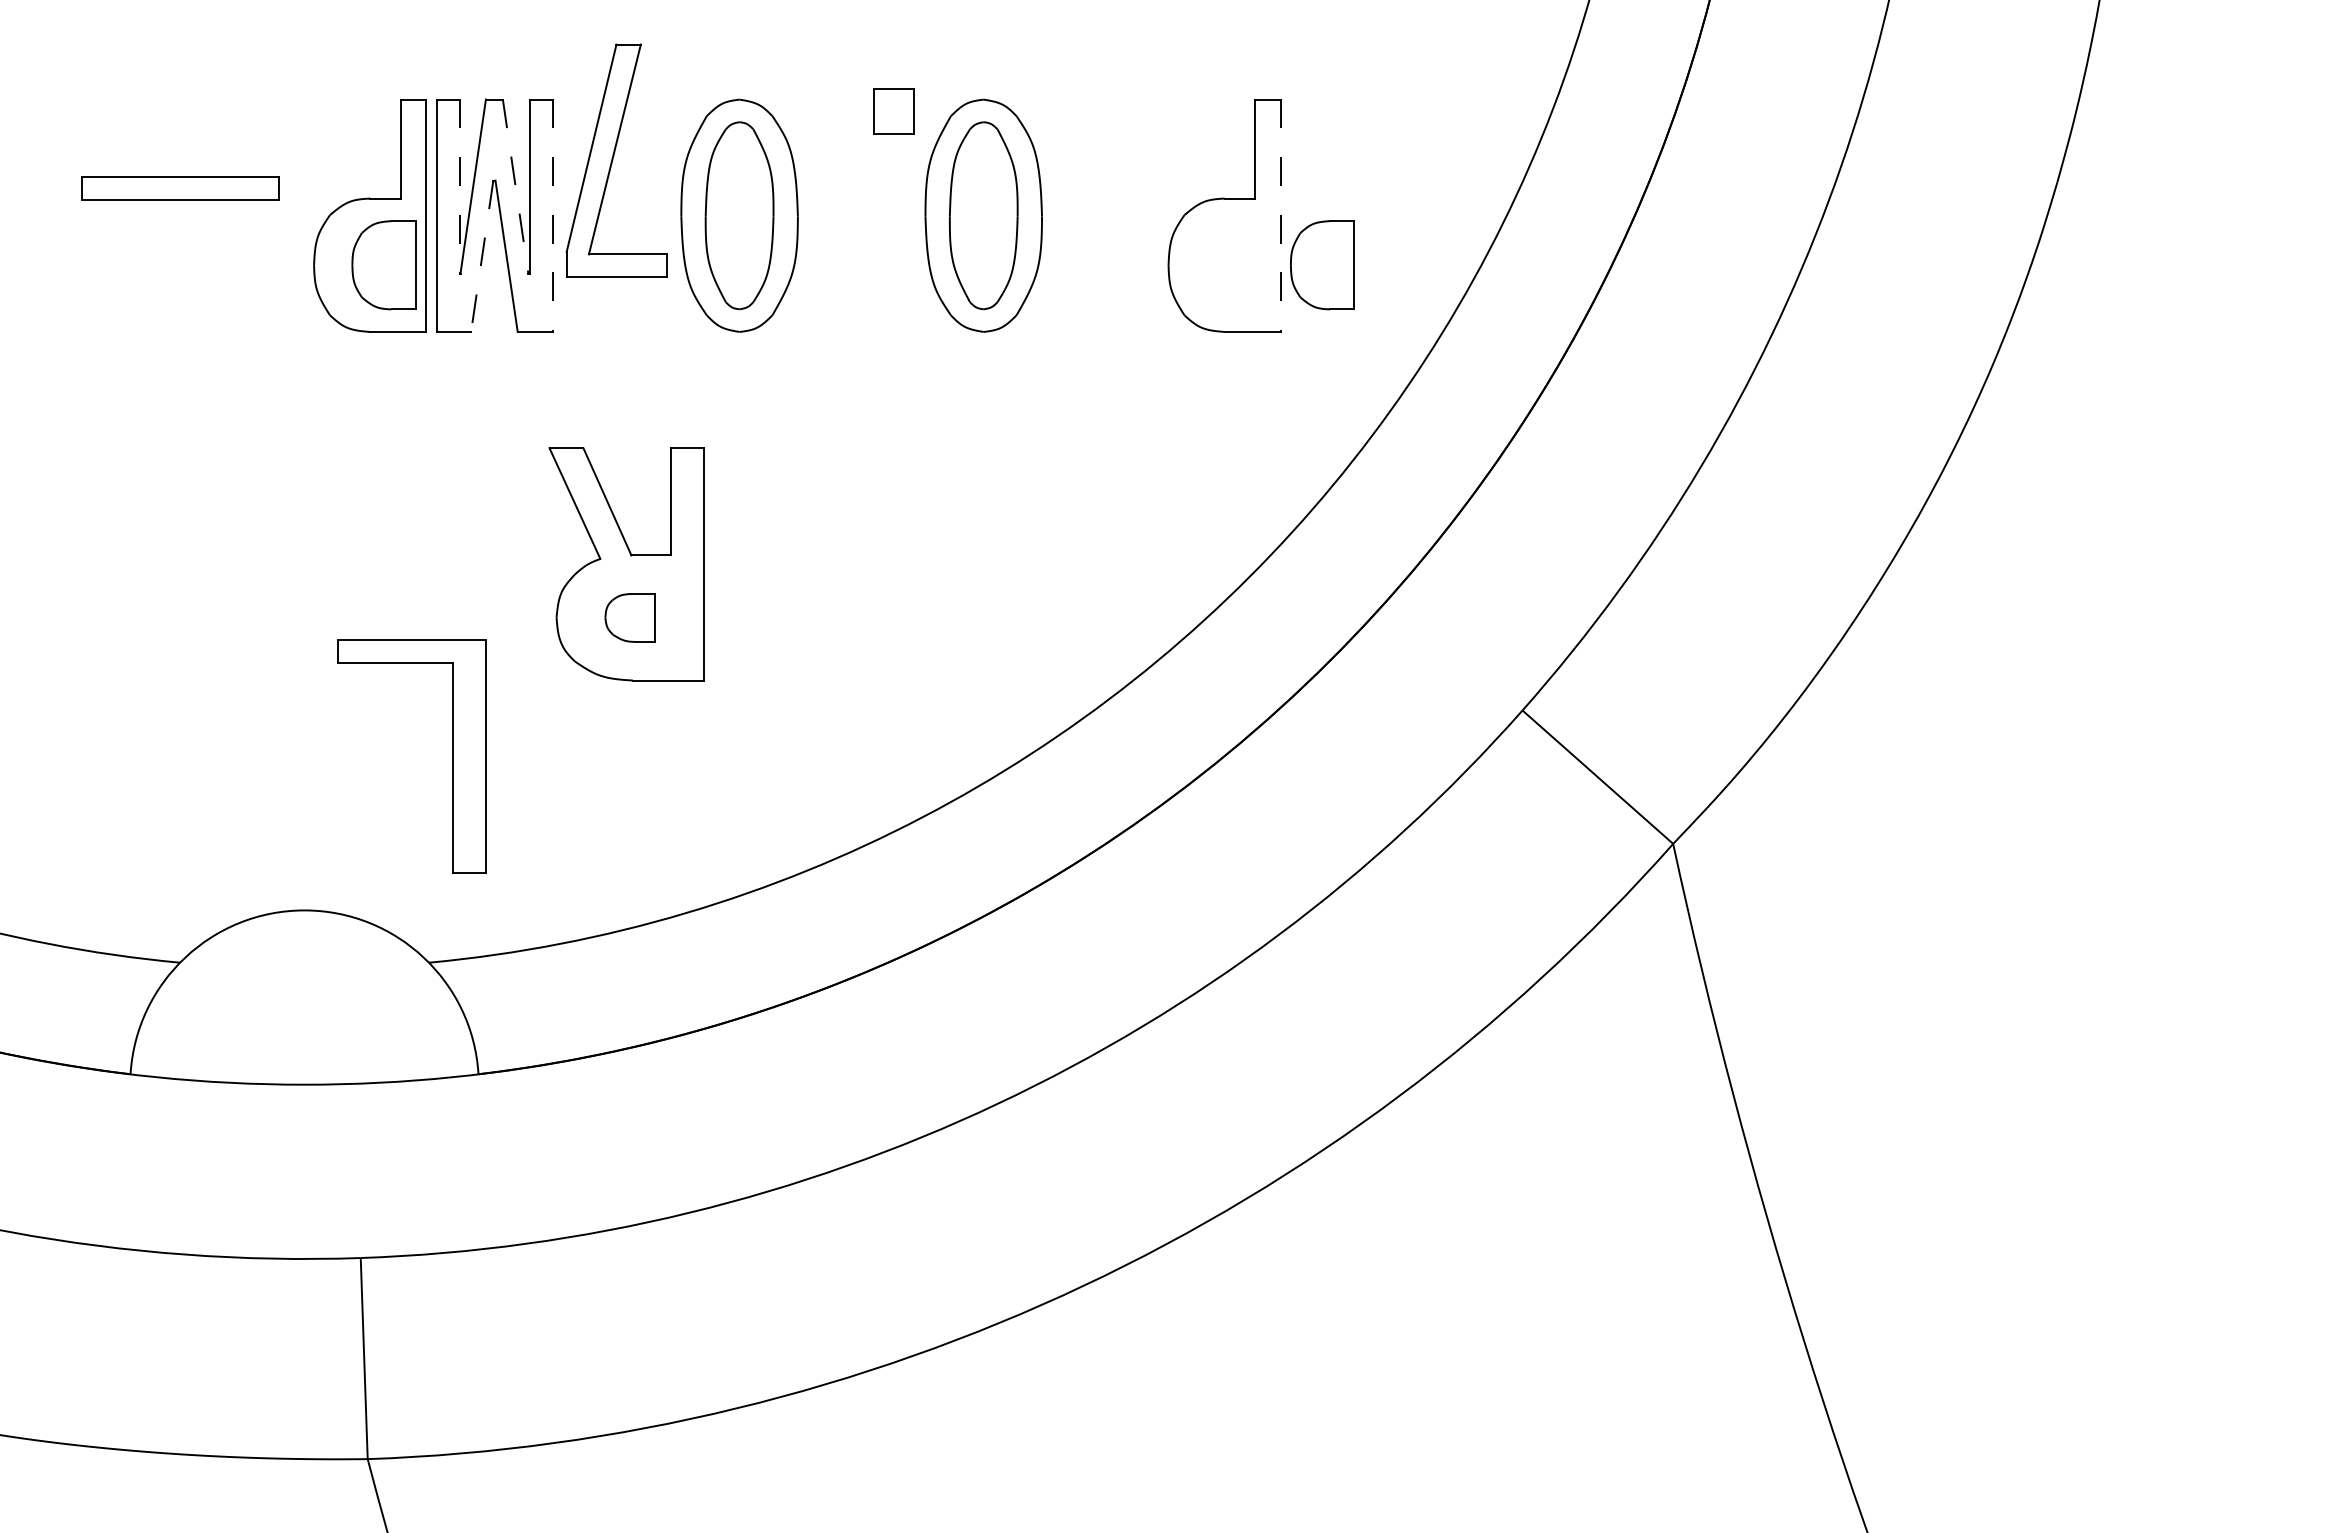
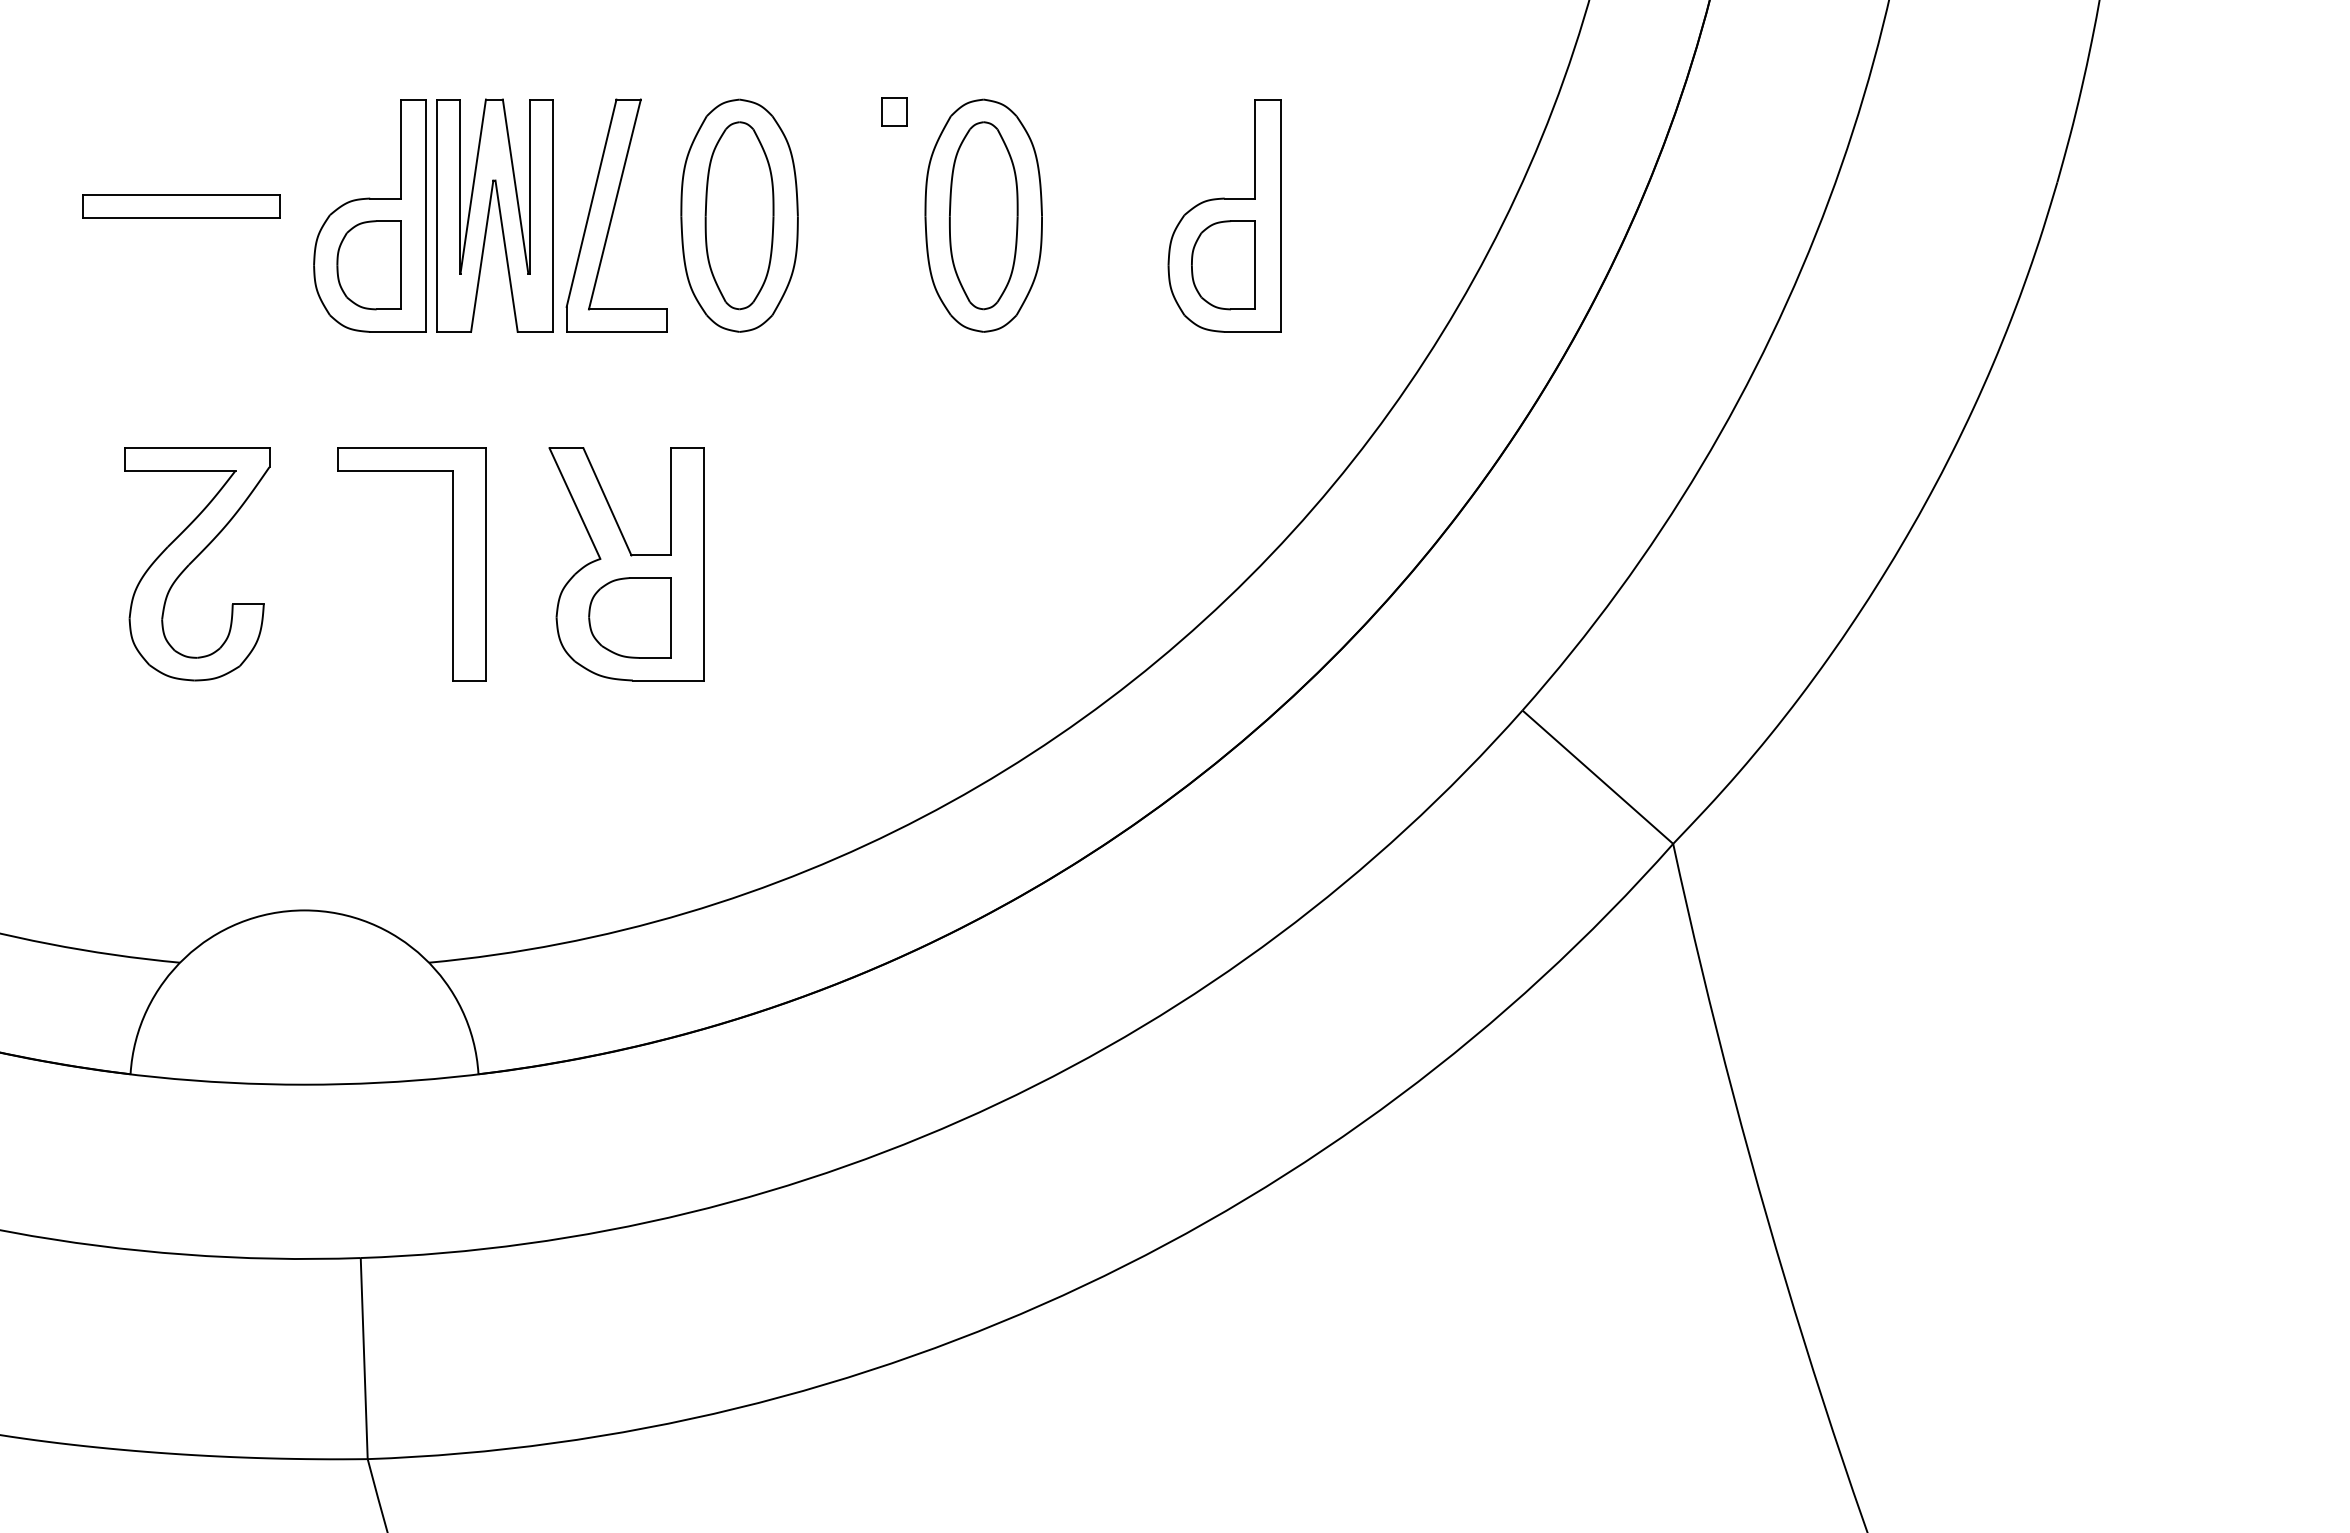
part size: 42x47 px -> 27x30 px (894, 111)
part position: (616, 160) -> (616, 215) (616, 215)
line: dashed -> solid (459, 186)
line: dashed -> solid (515, 186)
part position: (180, 188) -> (181, 206) (181, 206)
line: dashed -> solid (553, 216)
line: dashed -> solid (1280, 216)
line: dashed -> solid (482, 256)
part position: (383, 265) -> (368, 265) (368, 265)
part position: (1322, 265) -> (1223, 265) (1223, 265)
part: none -> present (197, 564)
part size: 52x50 px -> 84x82 px (629, 617)
part position: (452, 756) -> (452, 564) (452, 564)
